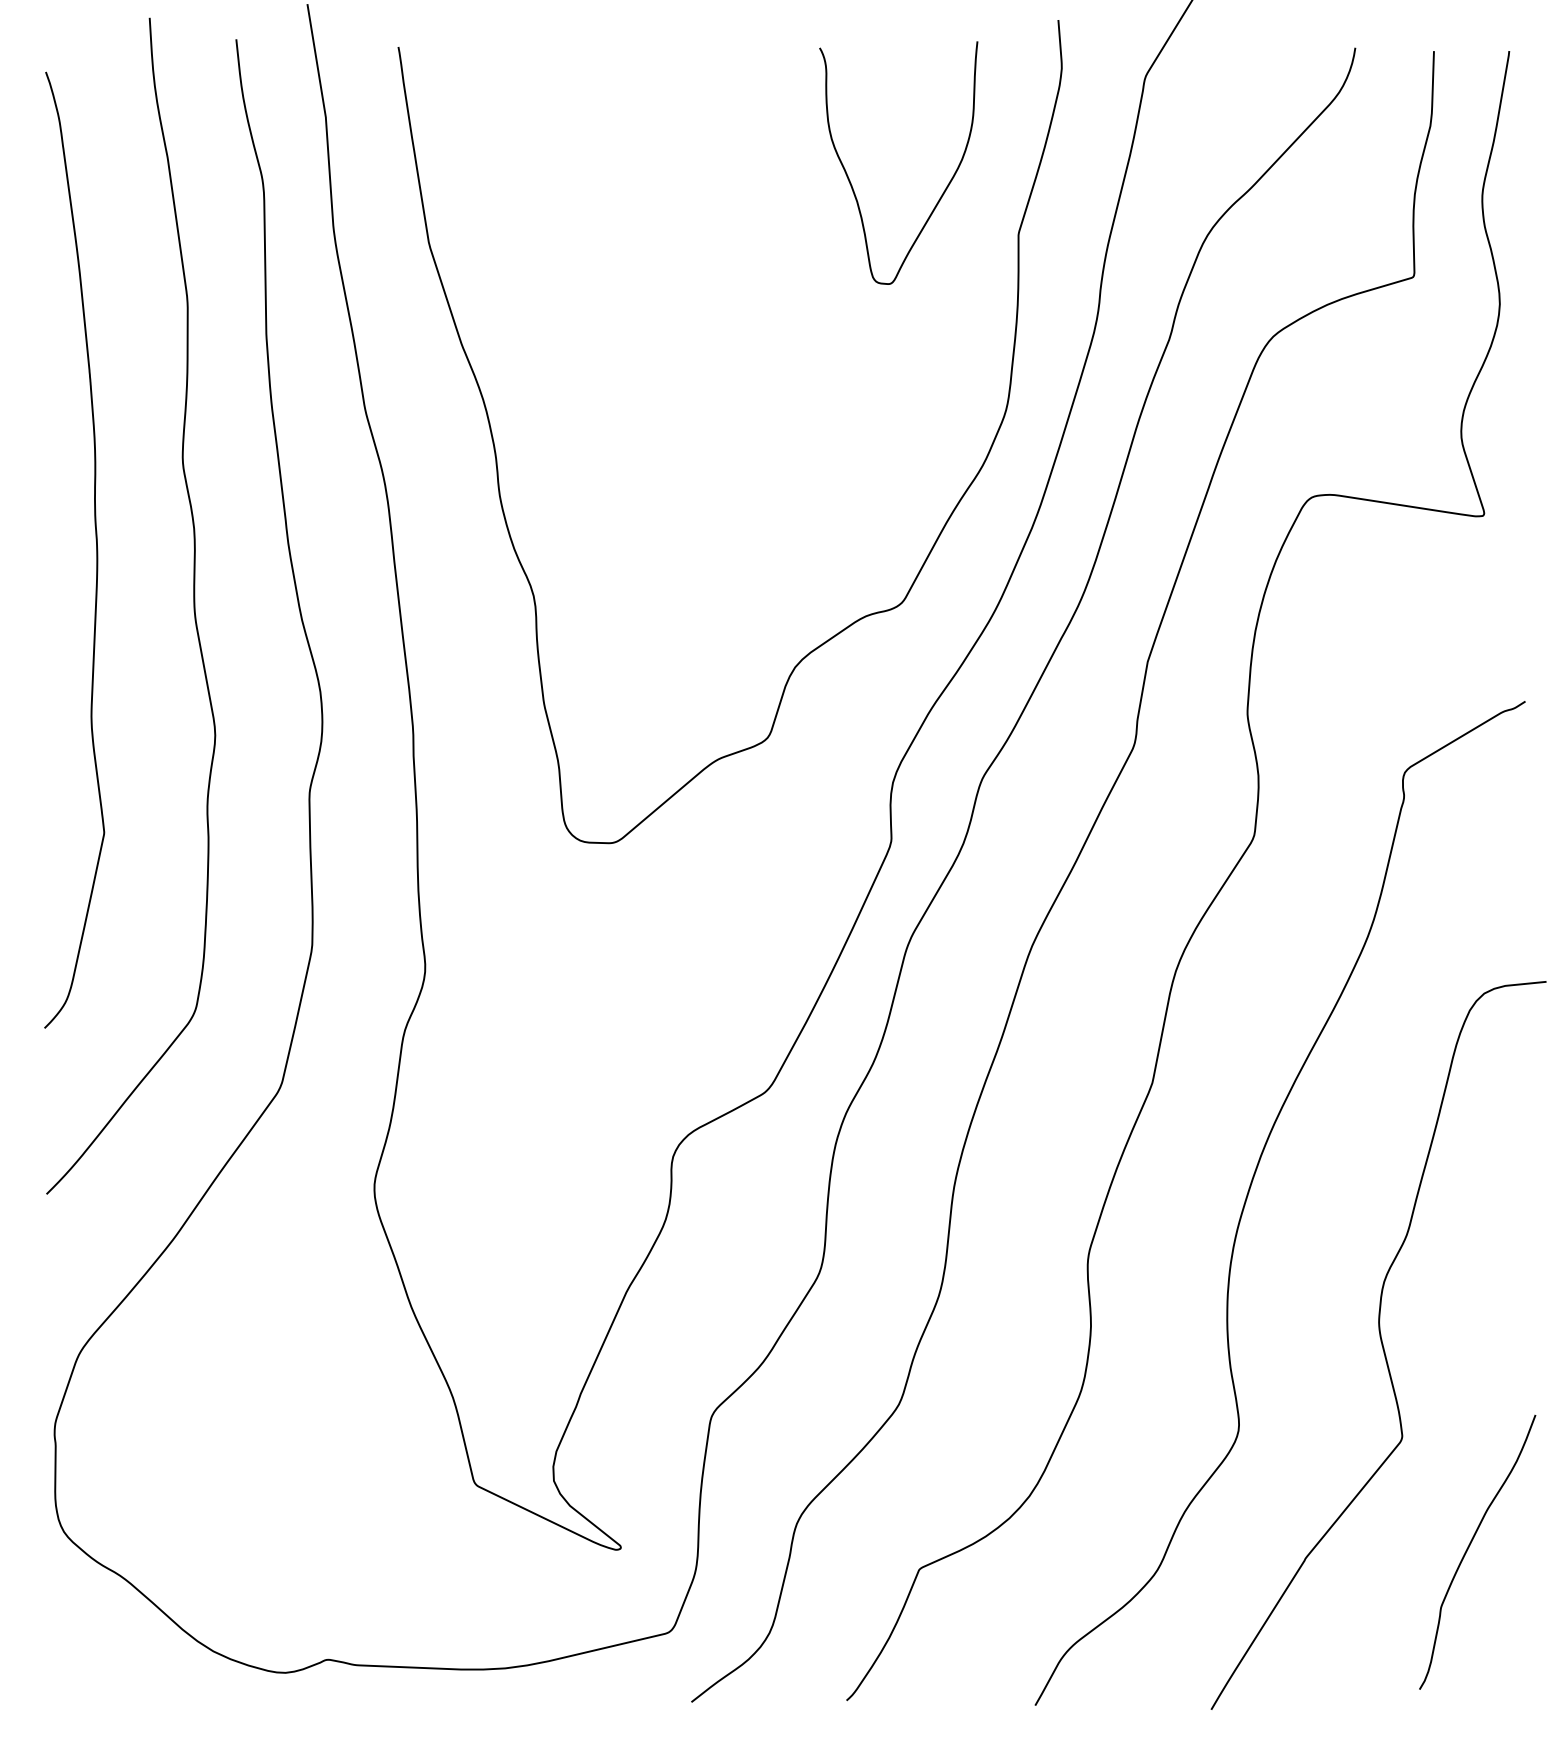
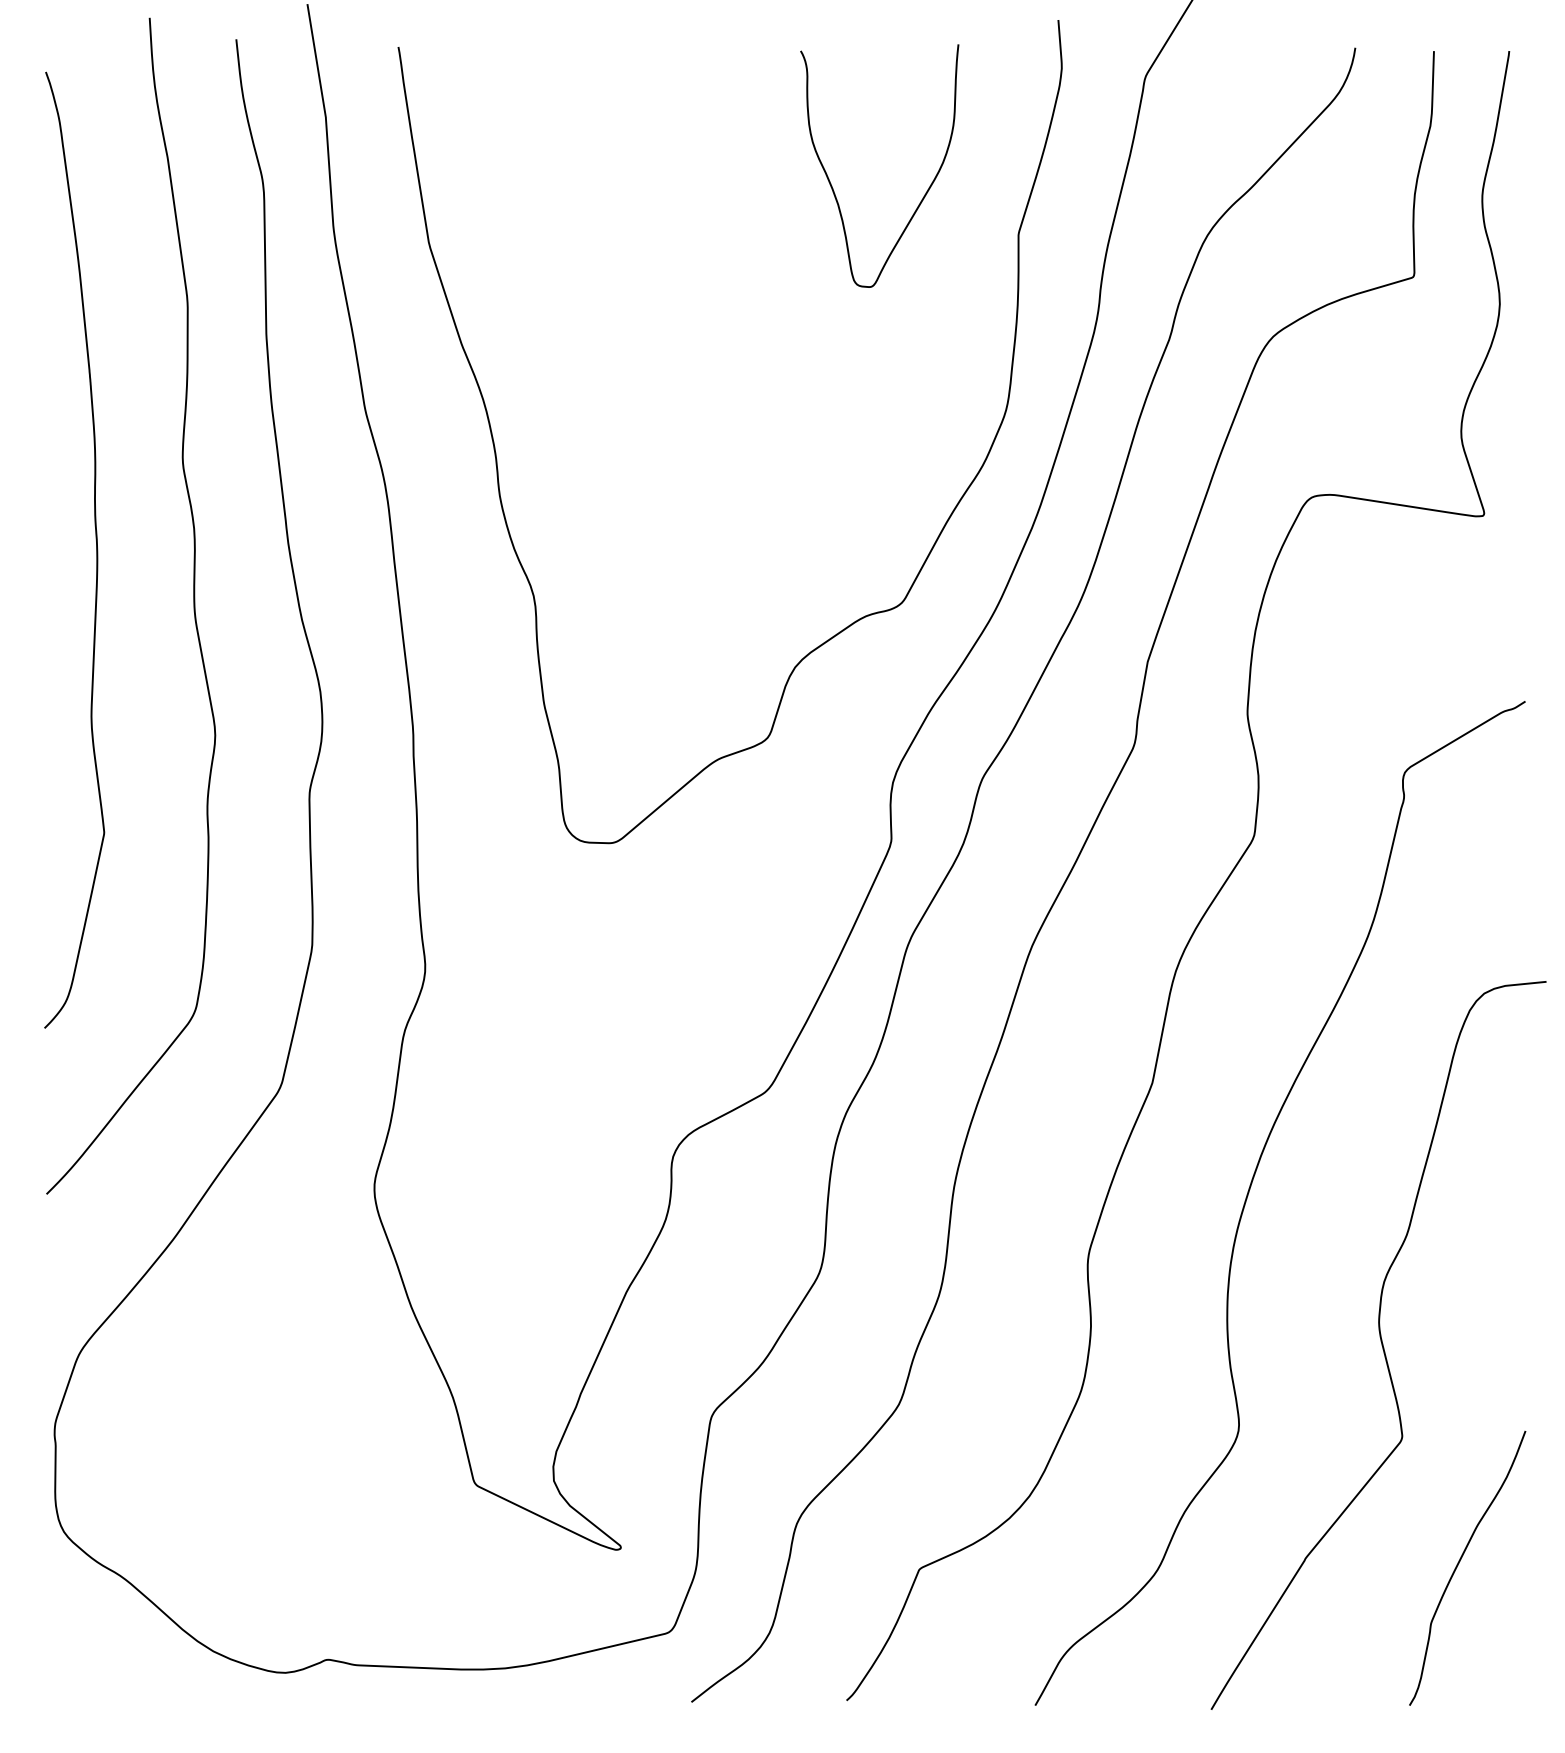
curve position: (850, 180) -> (831, 183) (831, 183)
curve position: (1469, 1547) -> (1459, 1563) (1459, 1563)
